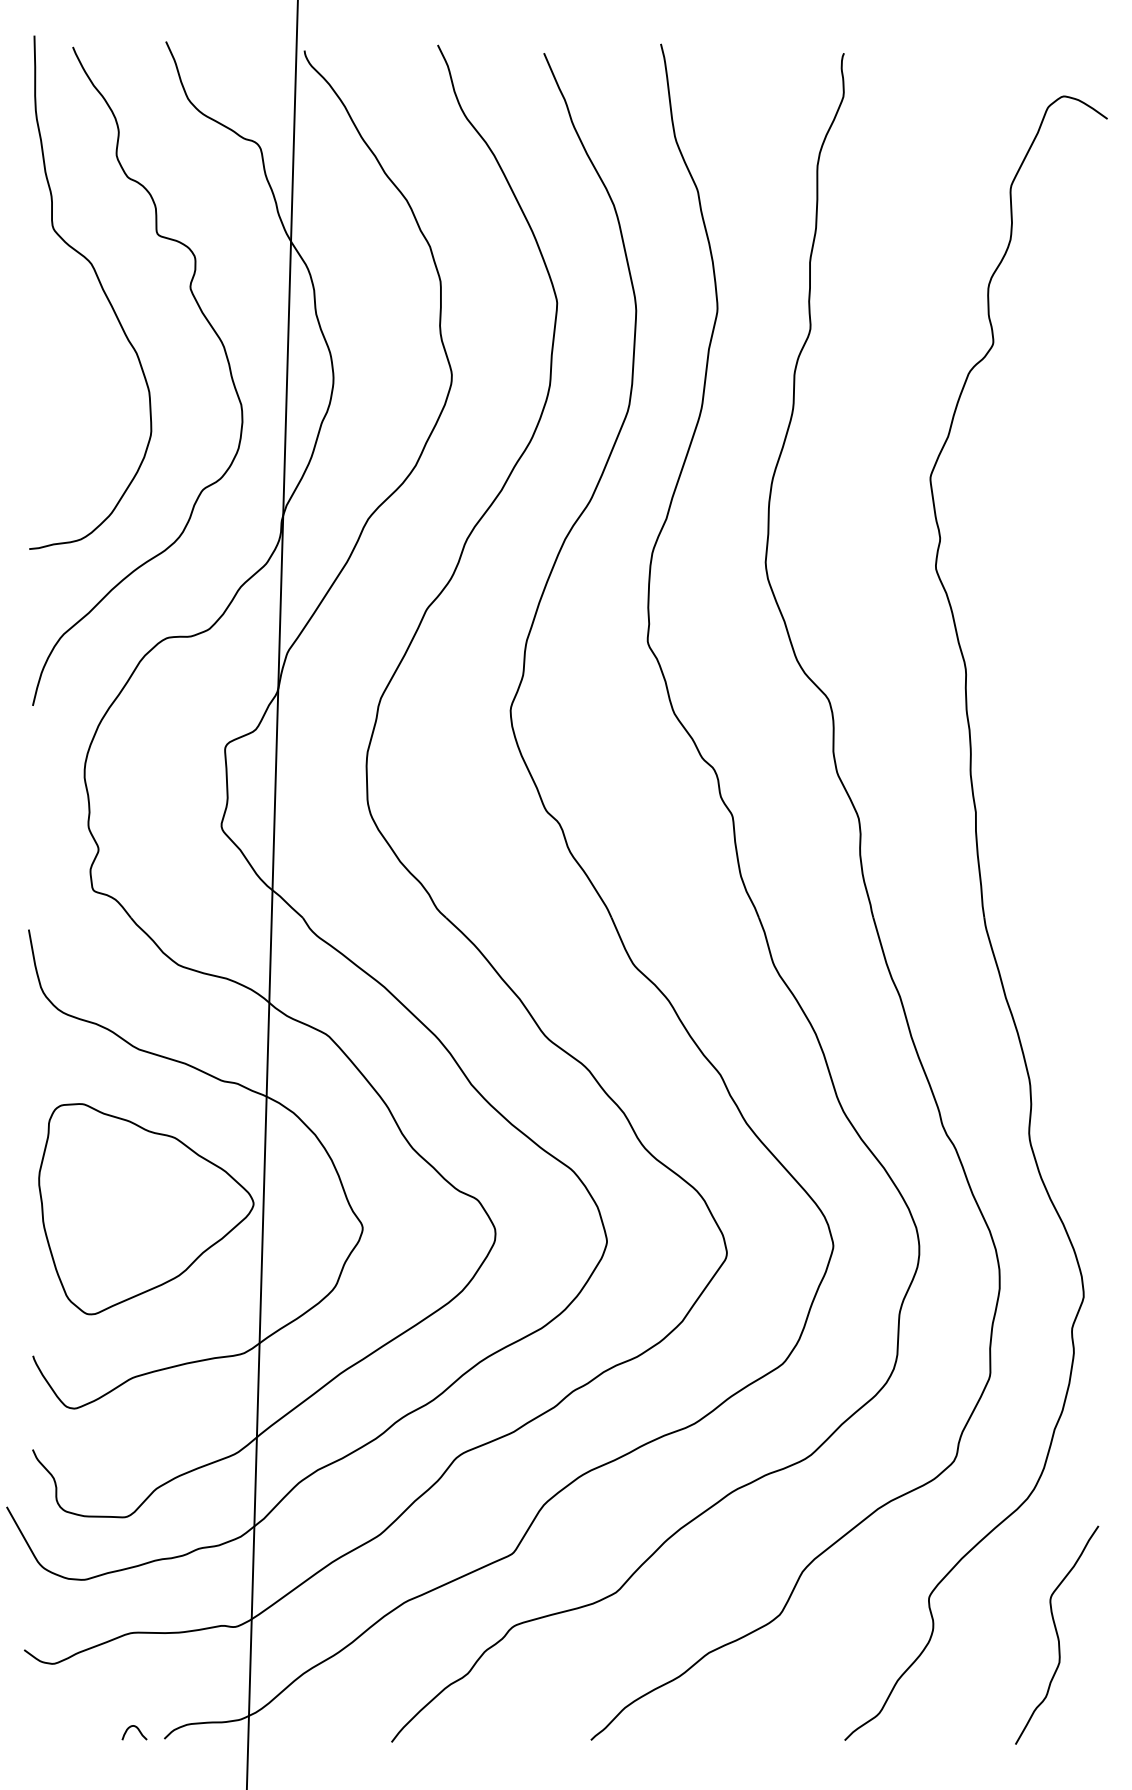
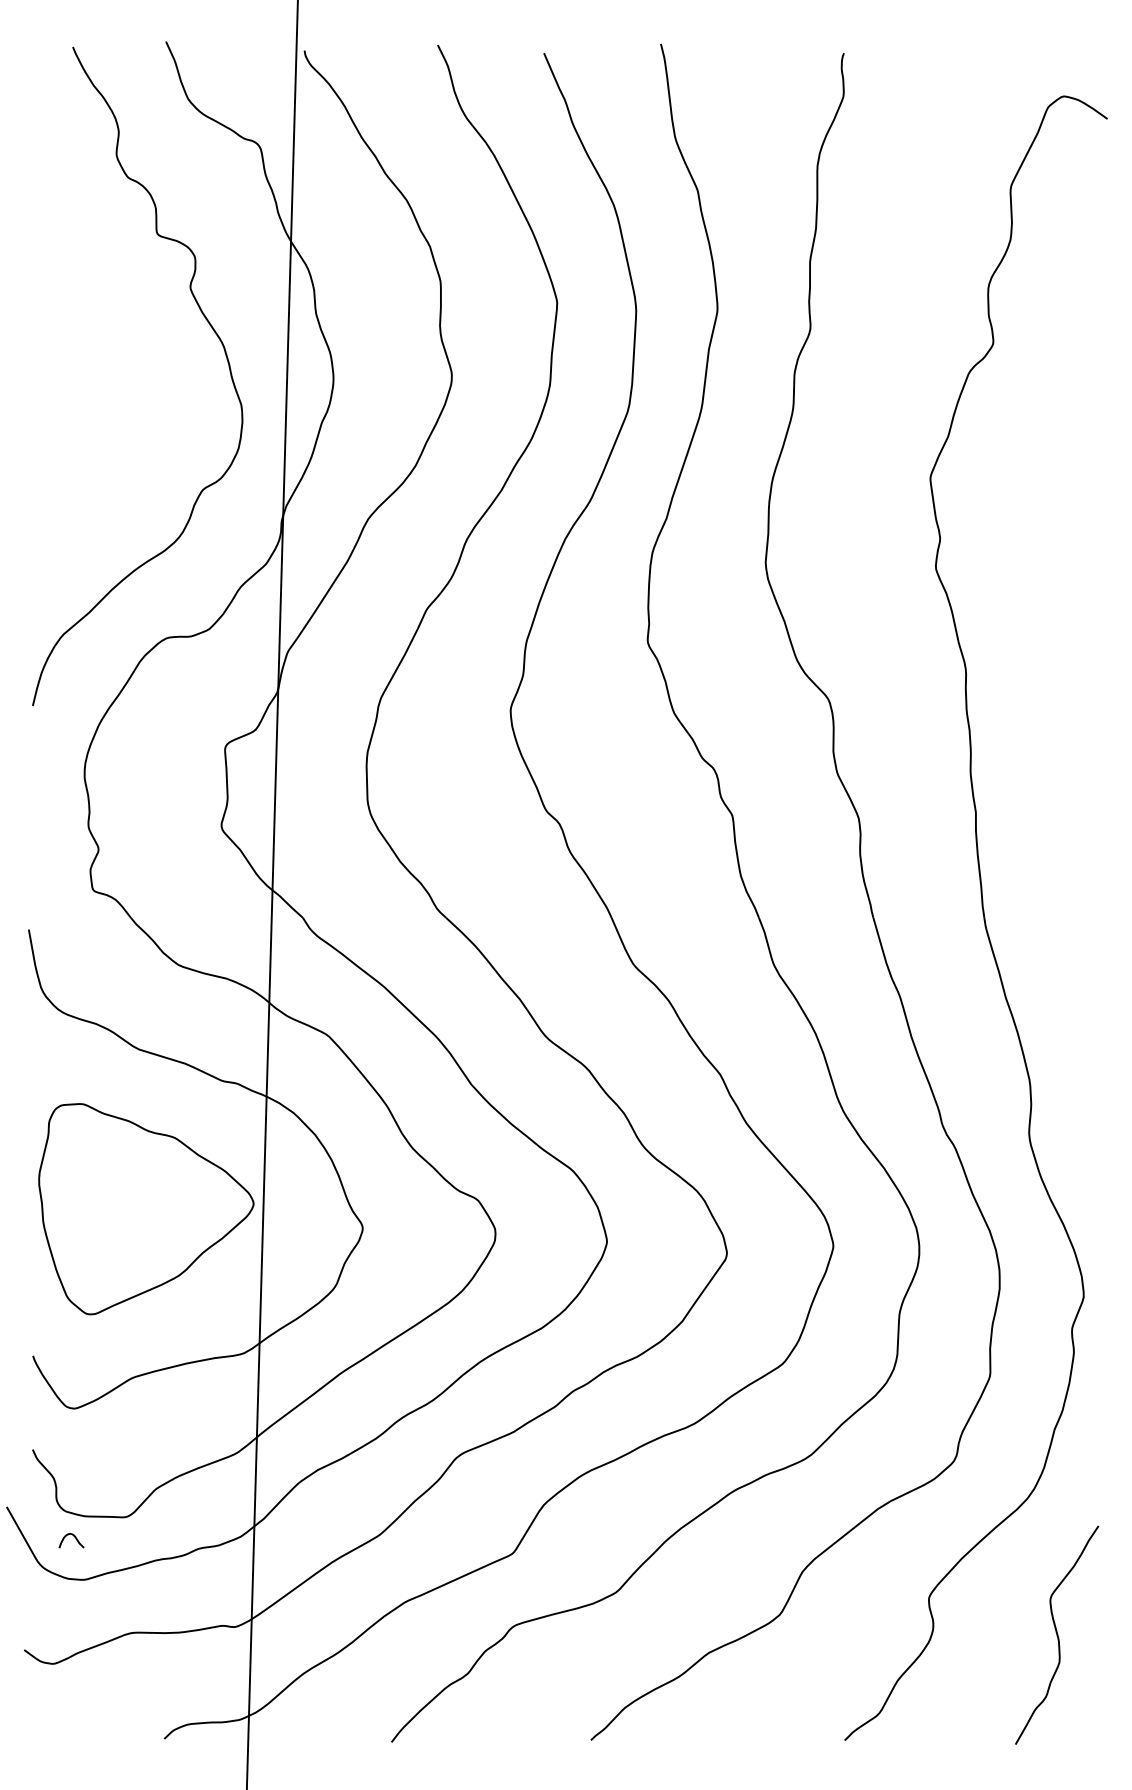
curve: present -> none (100, 286)
curve position: (138, 1731) -> (75, 1539) (75, 1539)
